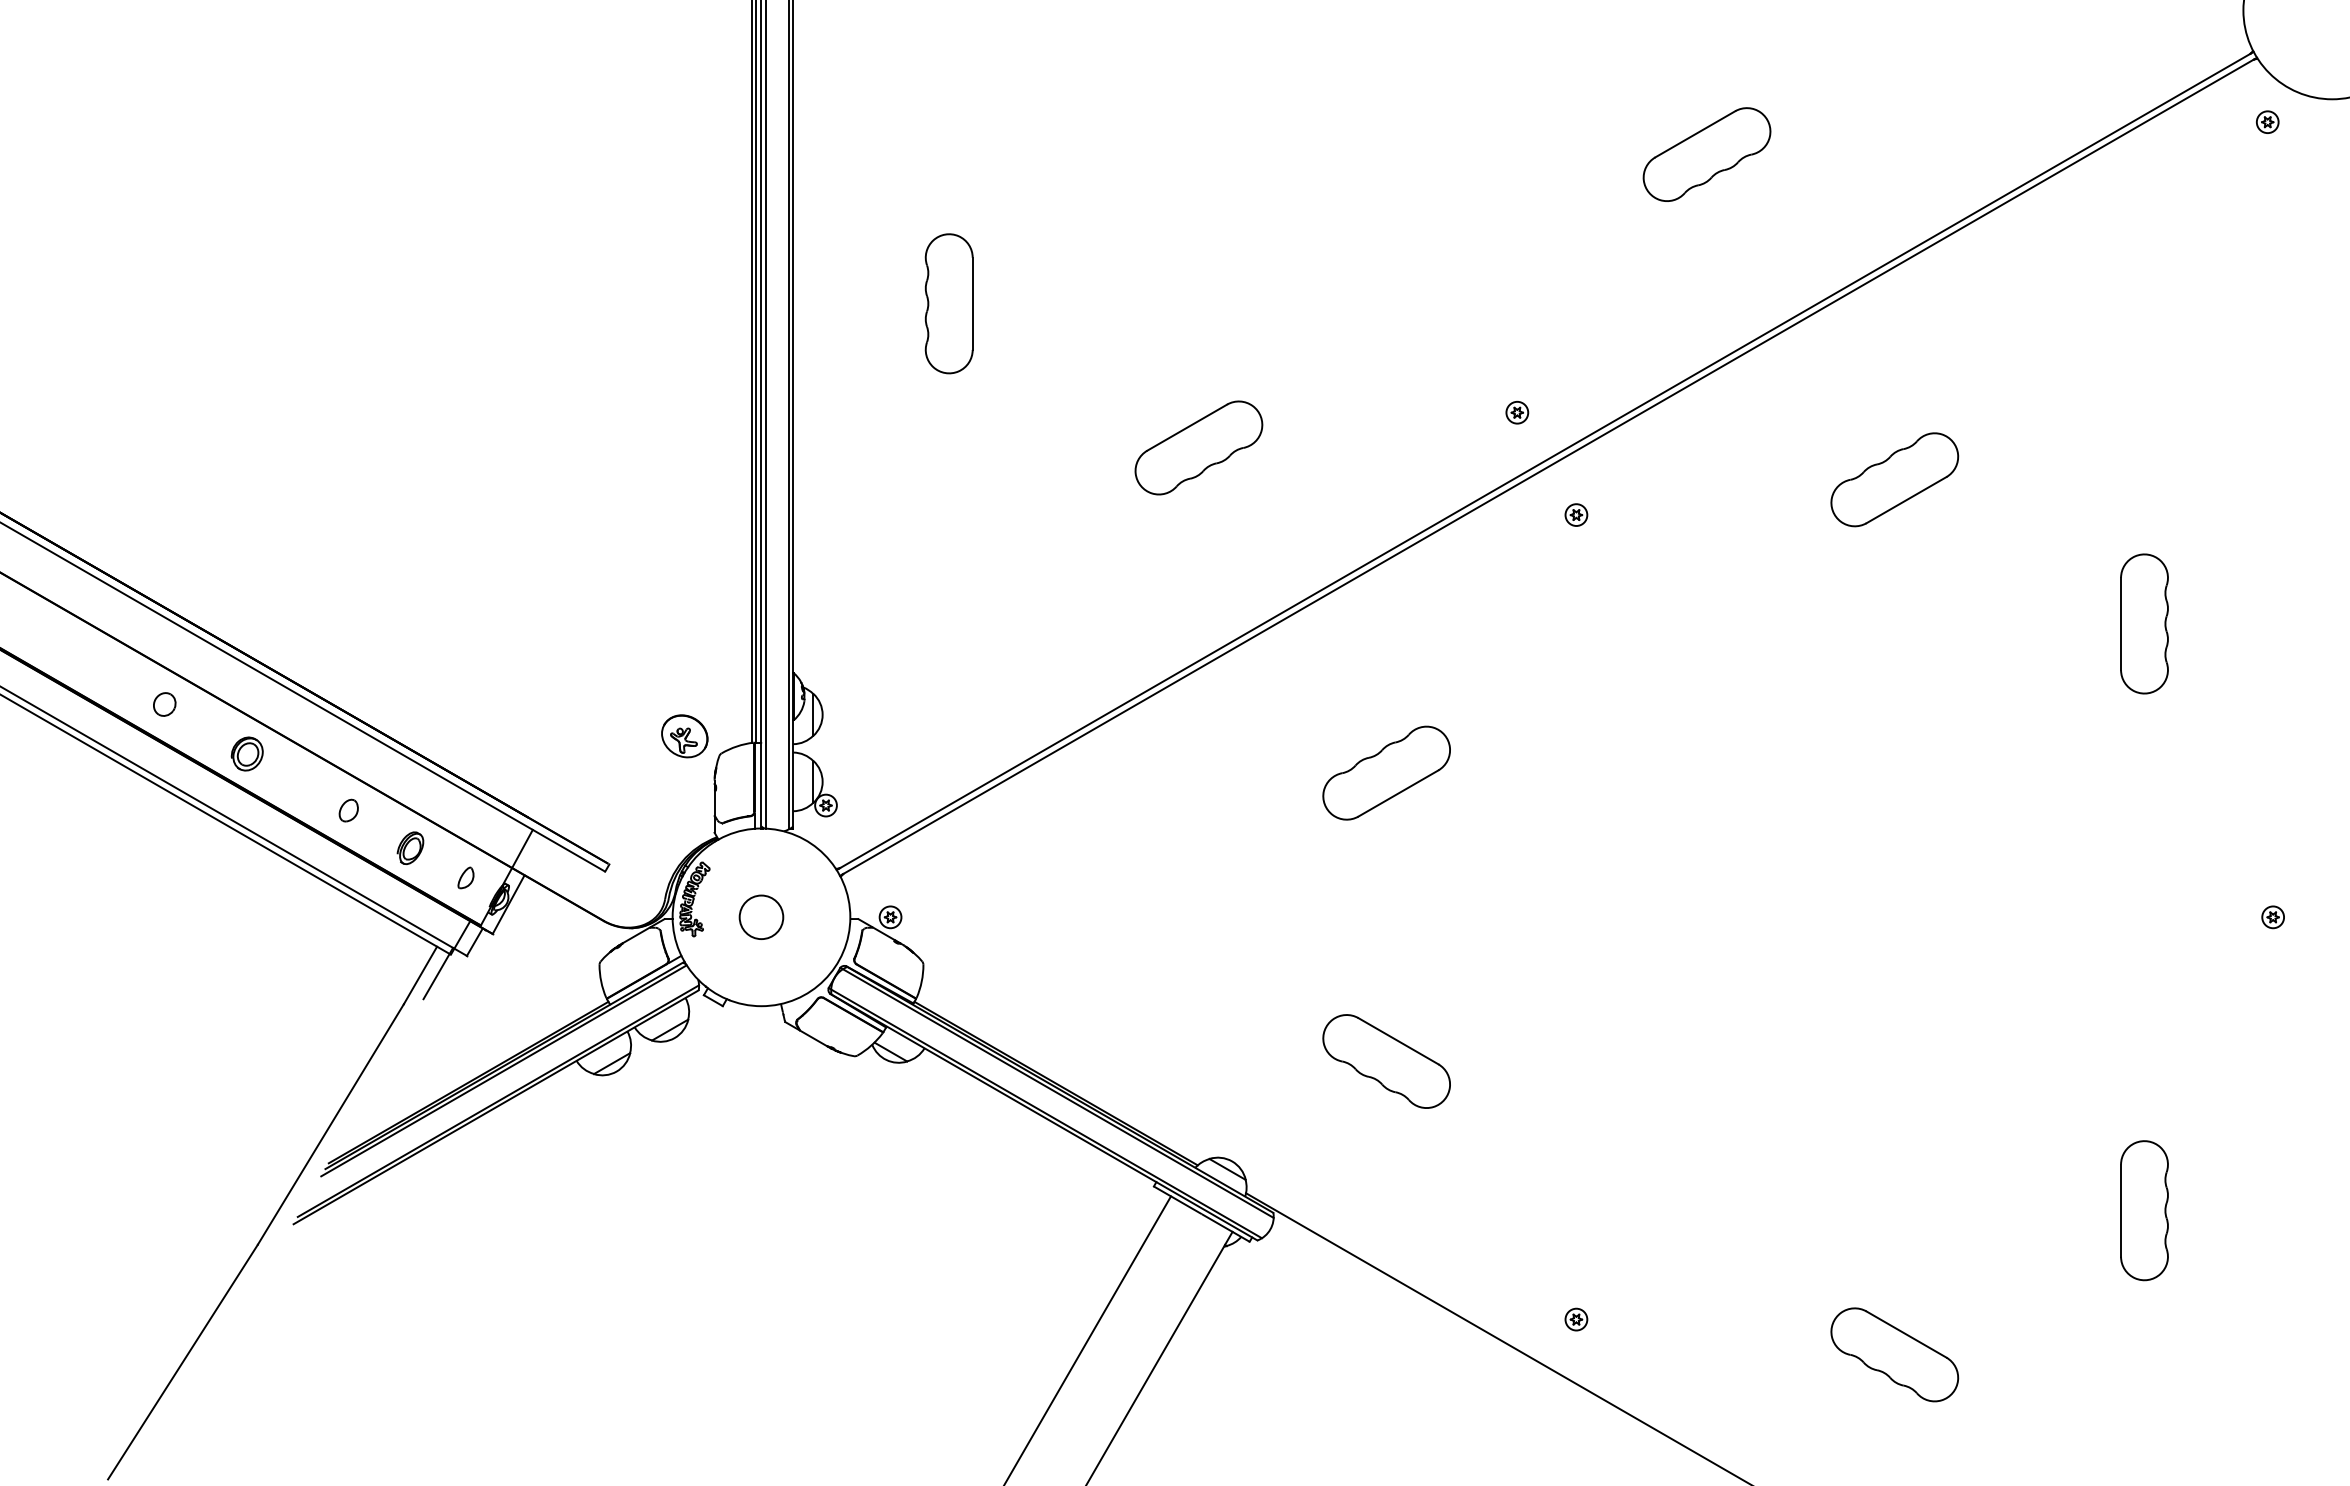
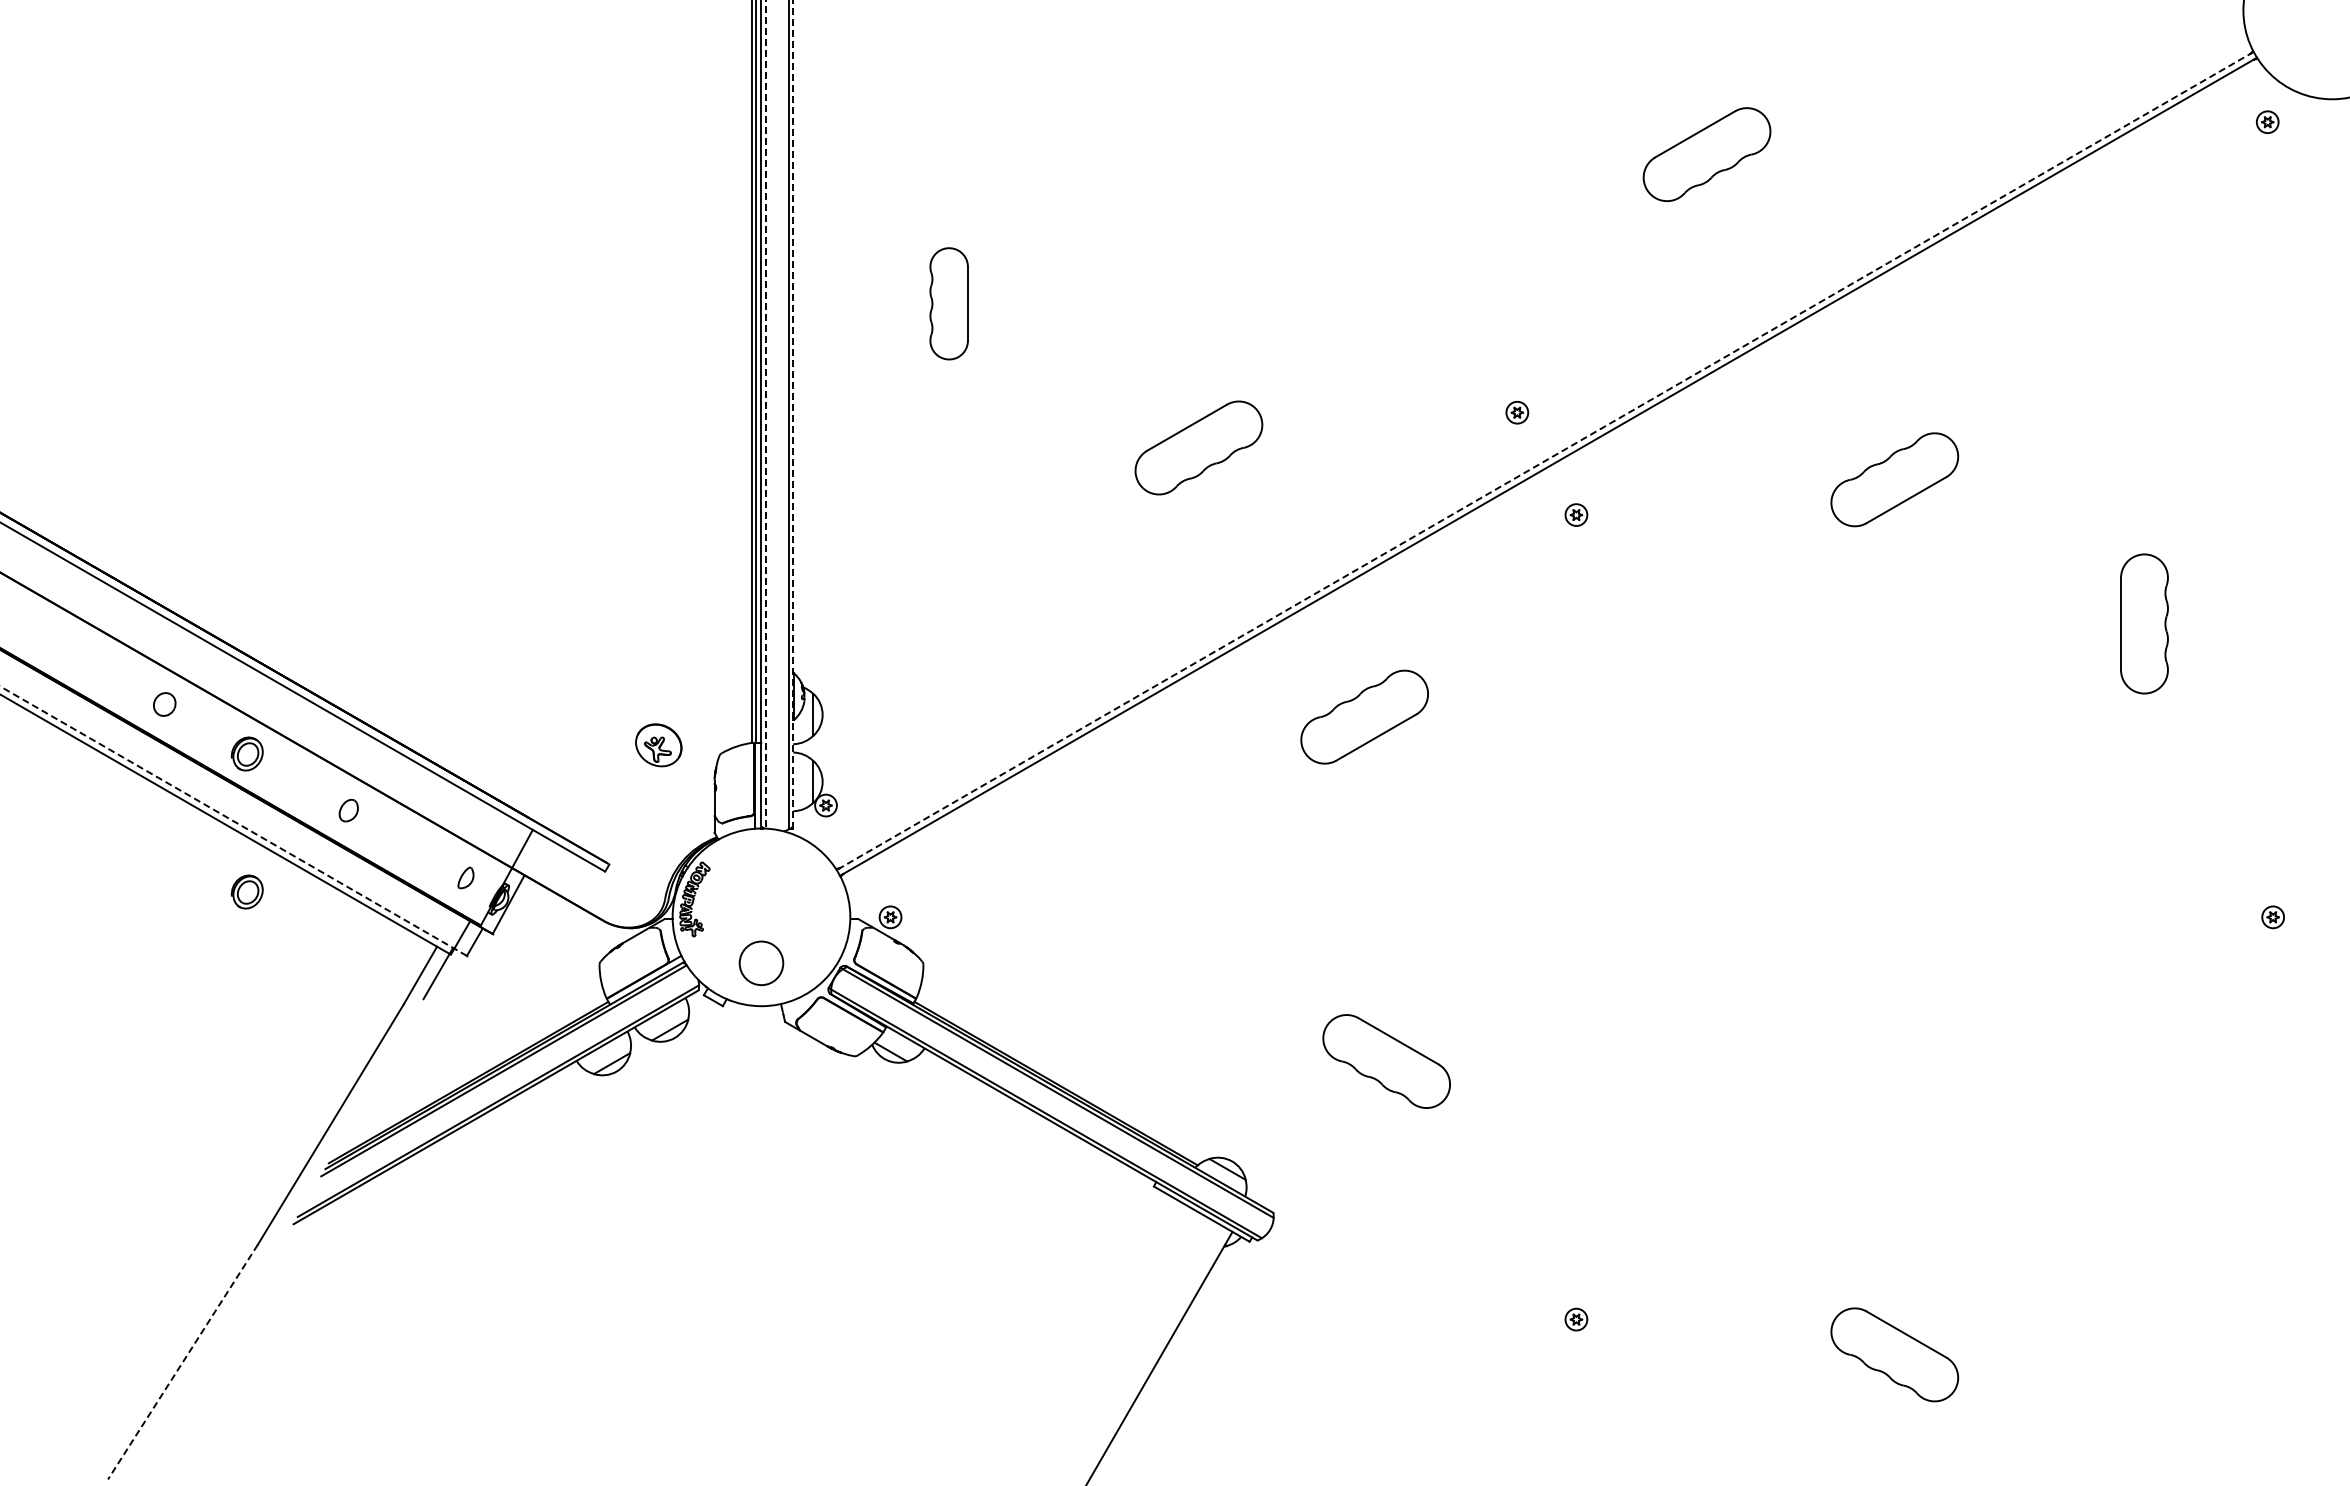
part size: 50x142 px -> 40x114 px (948, 303)
line: solid -> dashed (765, 414)
line: solid -> dashed (793, 414)
line: solid -> dashed (1544, 461)
part position: (684, 736) -> (658, 745) (658, 745)
part position: (1386, 772) -> (1364, 716) (1364, 716)
line: solid -> dashed (233, 820)
part: present -> none (410, 848)
part: none -> present (246, 891)
circle position: (761, 916) -> (761, 962) (761, 962)
part: present -> none (2144, 1210)
line: present -> none (1496, 1337)
line: present -> none (1088, 1339)
line: solid -> dashed (182, 1362)
